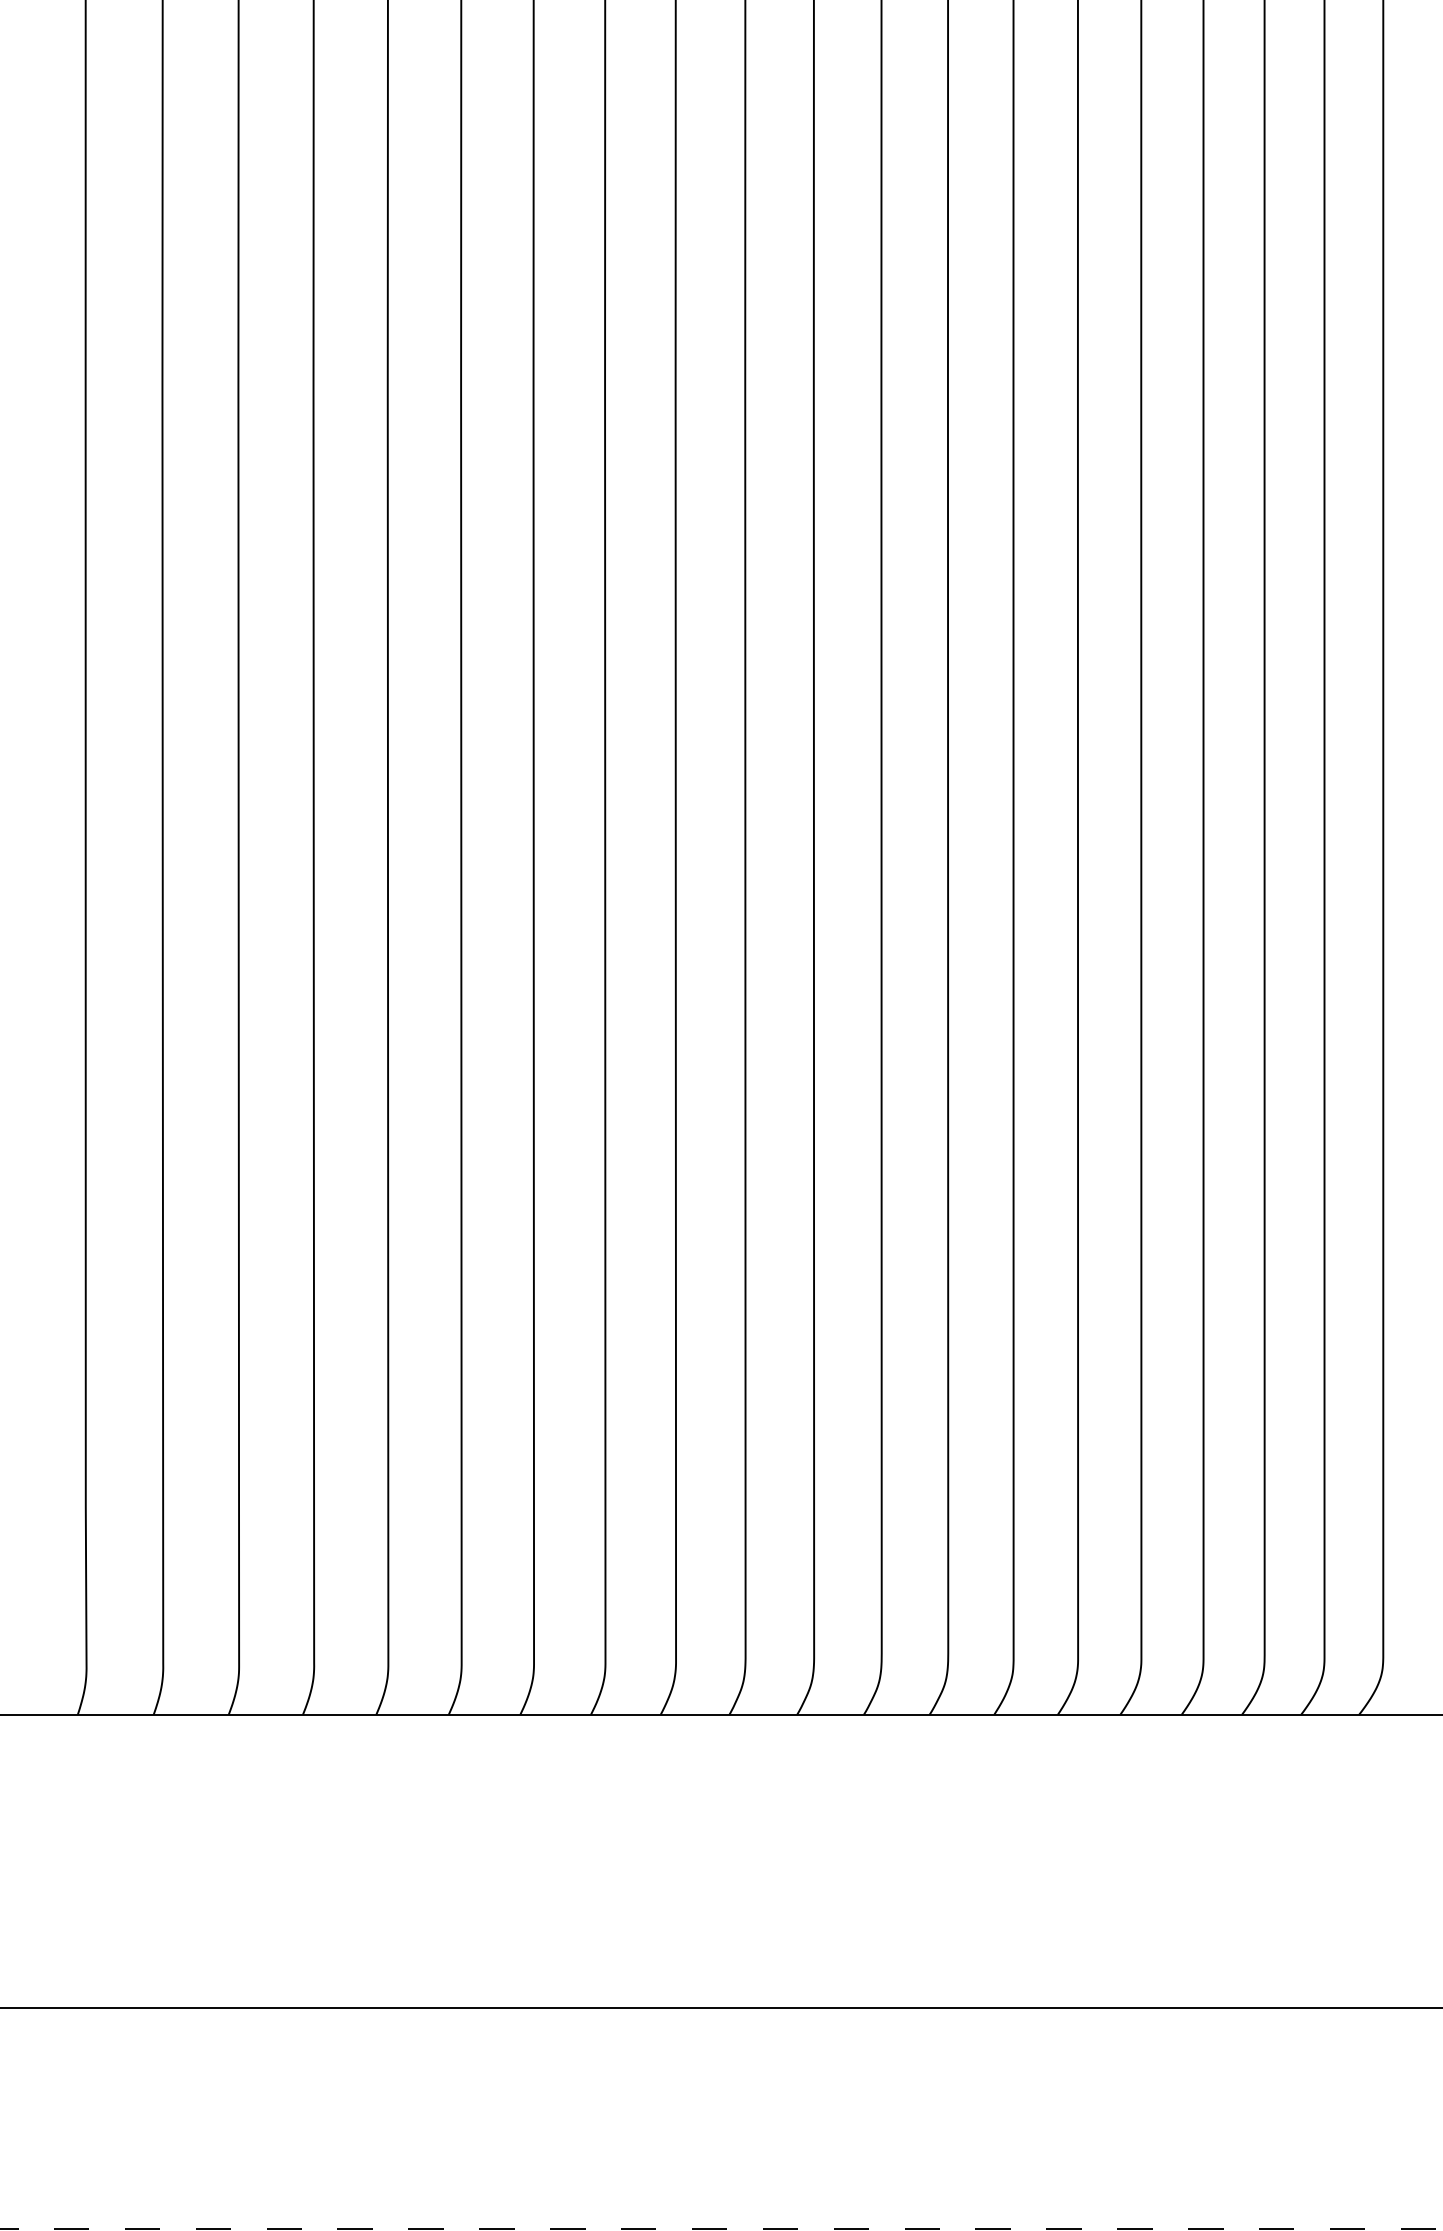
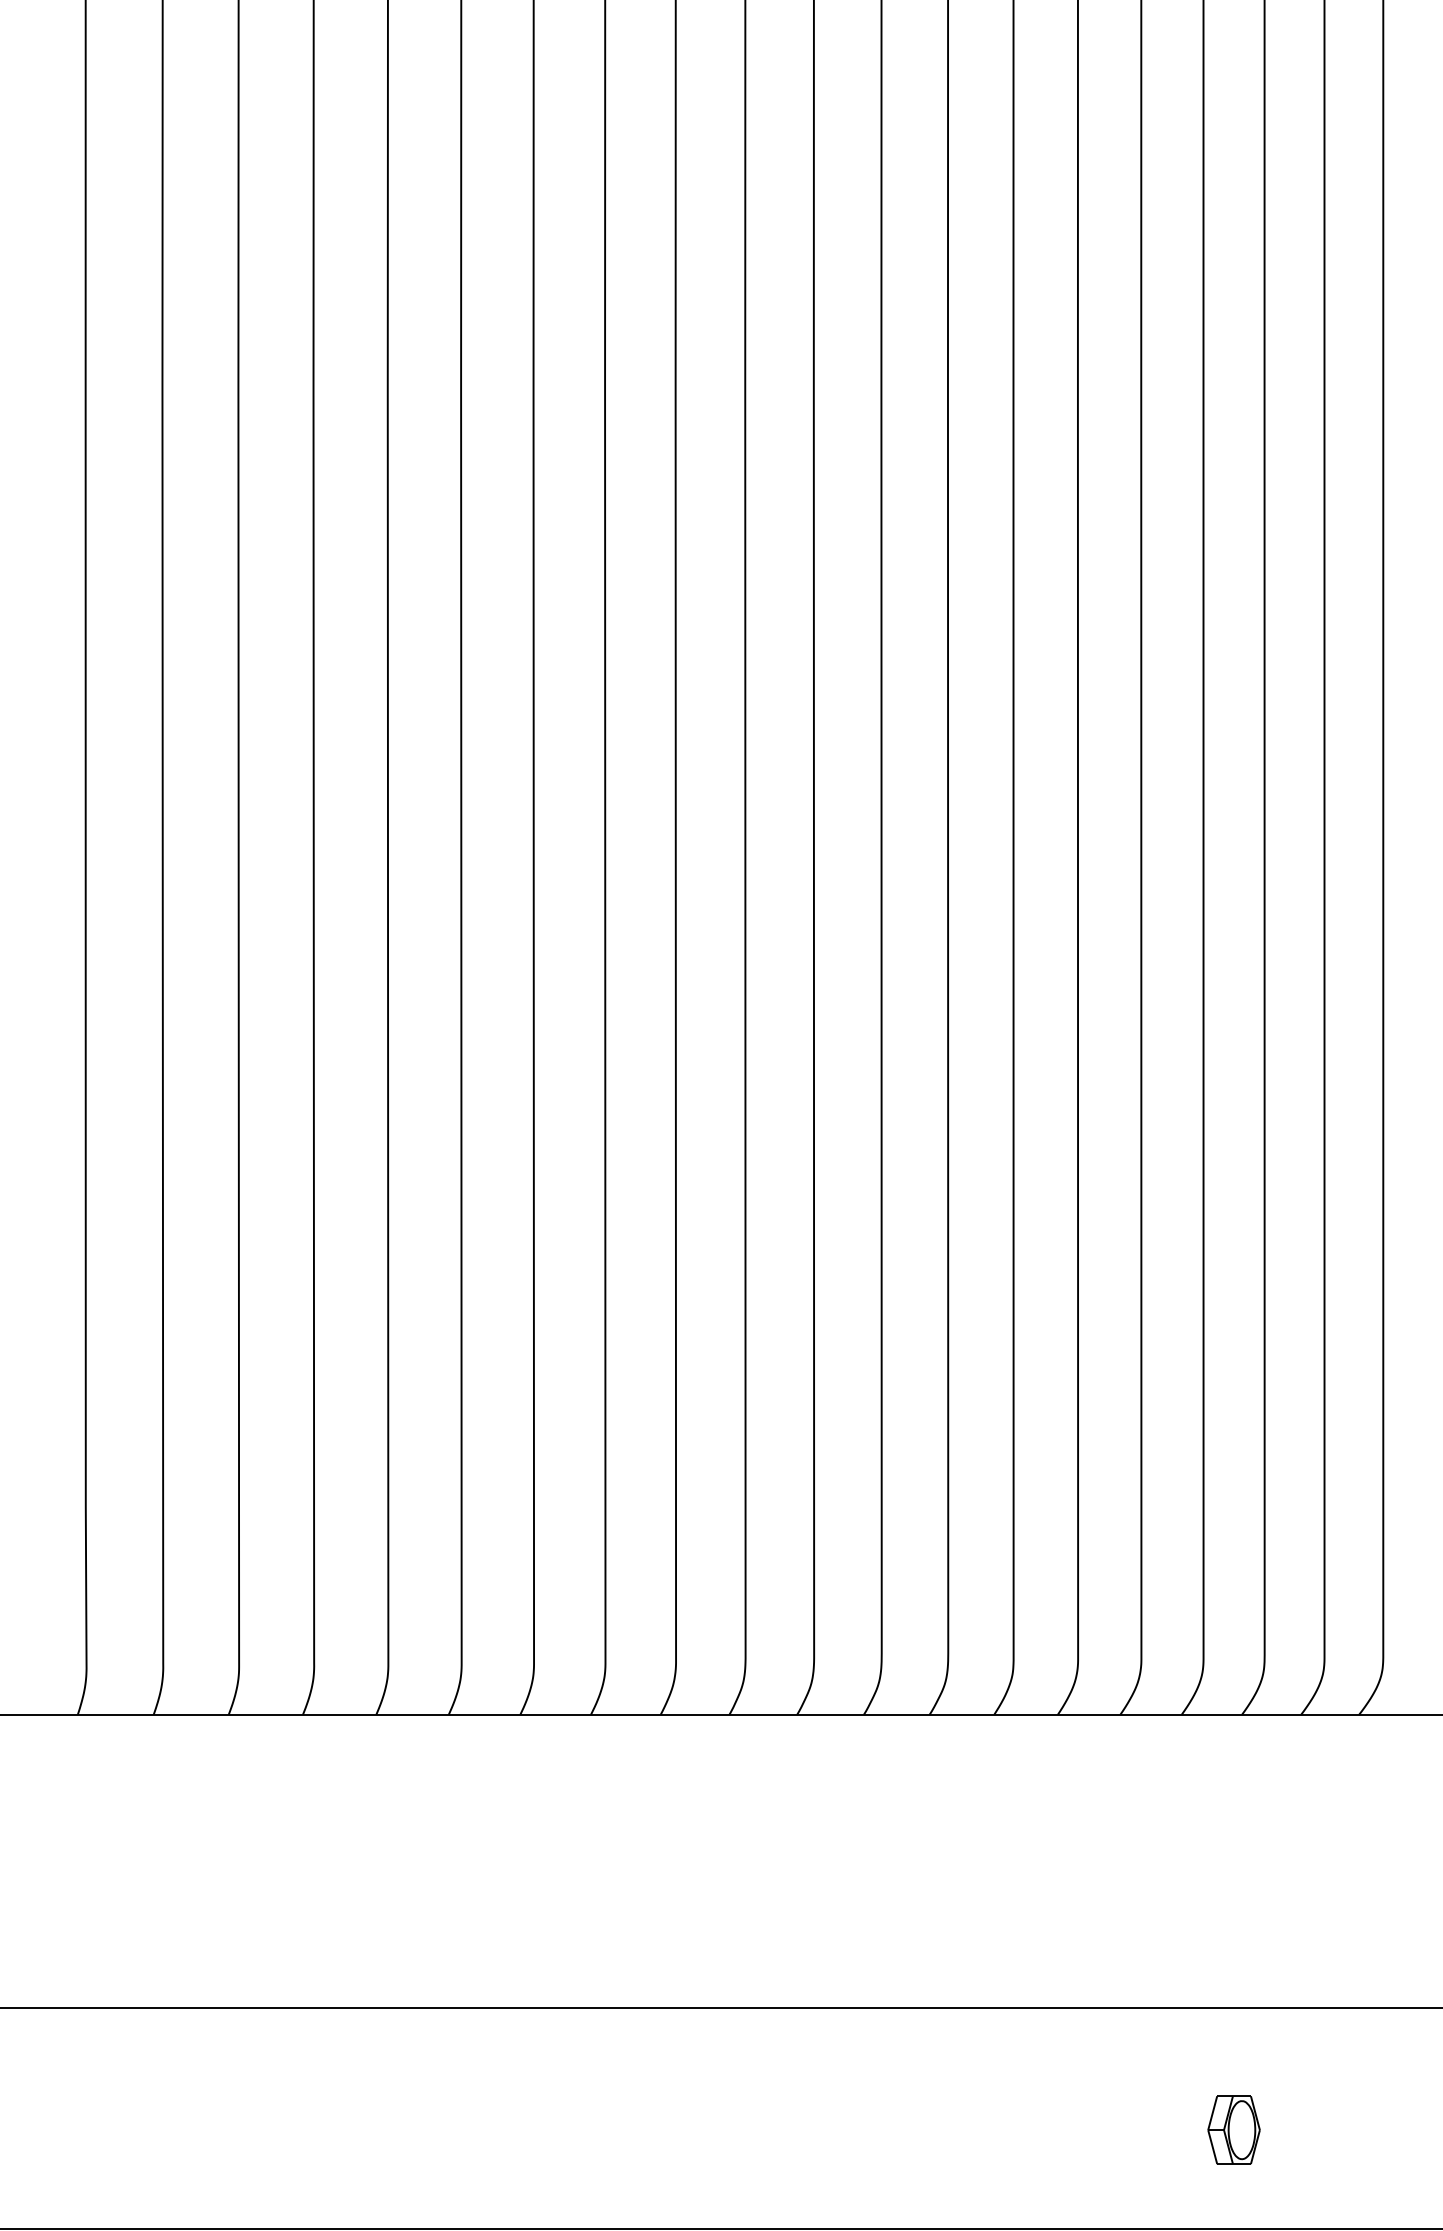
part: none -> present (1233, 2129)
line: dashed -> solid (722, 2229)
